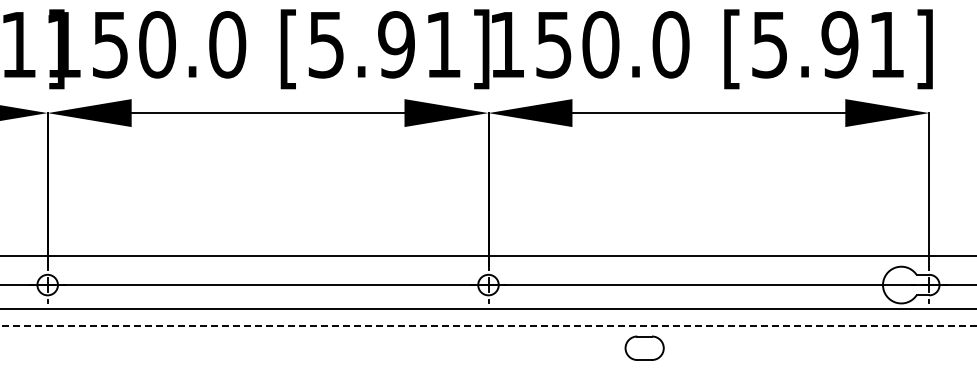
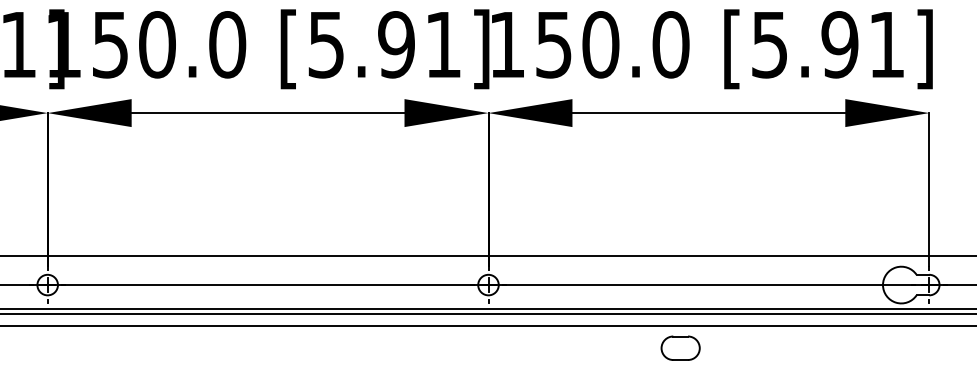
line: none -> present (487, 314)
line: dashed -> solid (488, 326)
part position: (644, 347) -> (680, 347) (680, 347)
